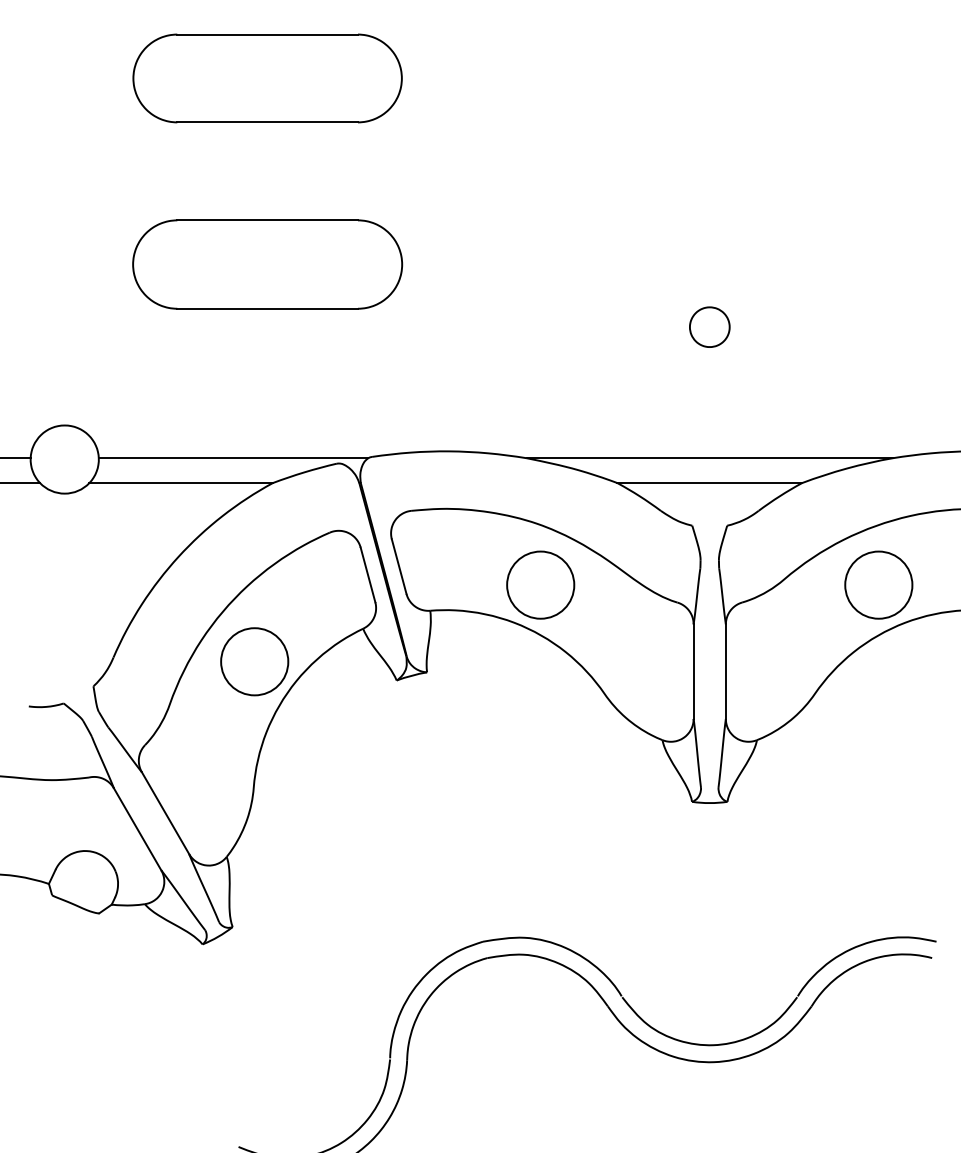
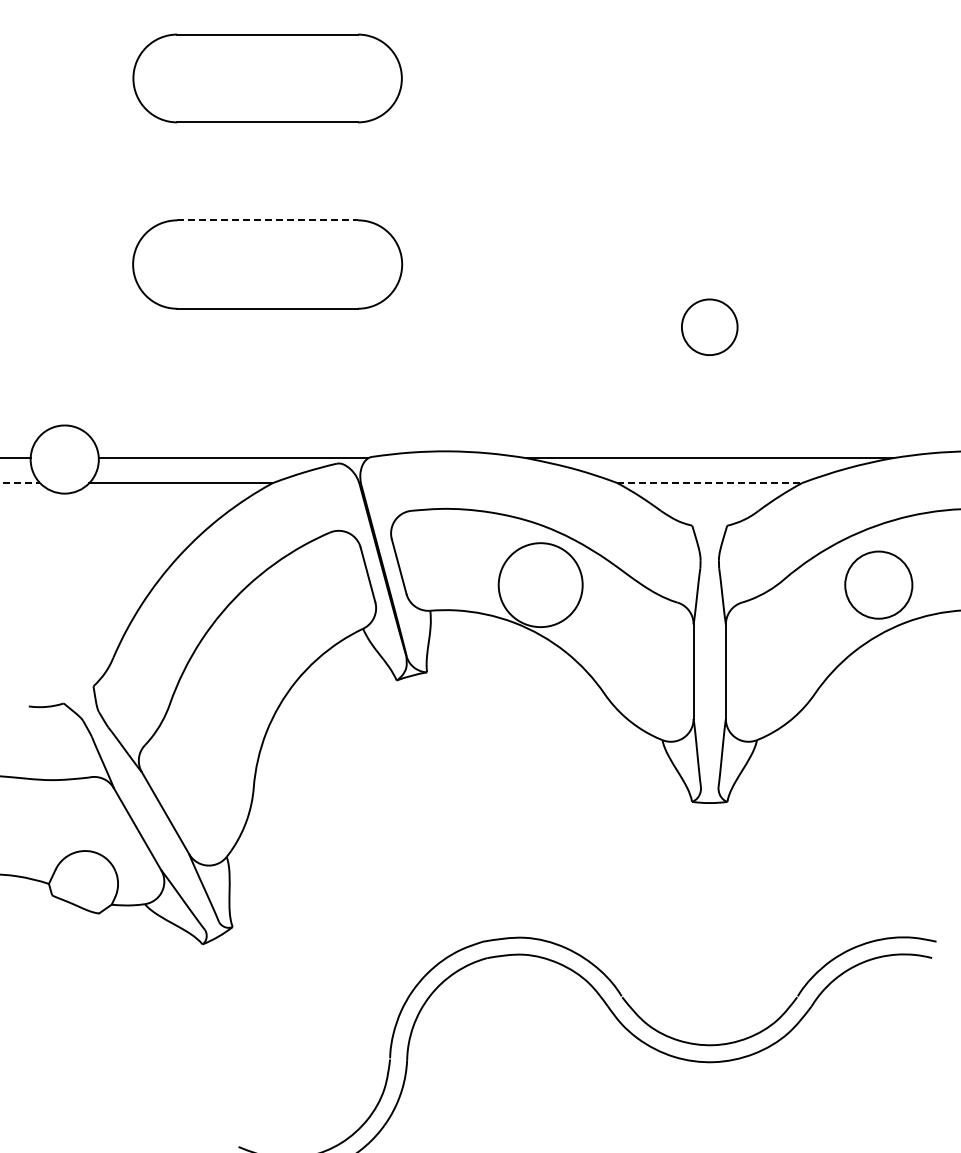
line: solid -> dashed (268, 220)
part size: 42x42 px -> 58x58 px (709, 326)
line: solid -> dashed (20, 483)
line: solid -> dashed (710, 483)
circle diameter: 67 px -> 84 px (540, 585)
circle: present -> none (254, 661)
